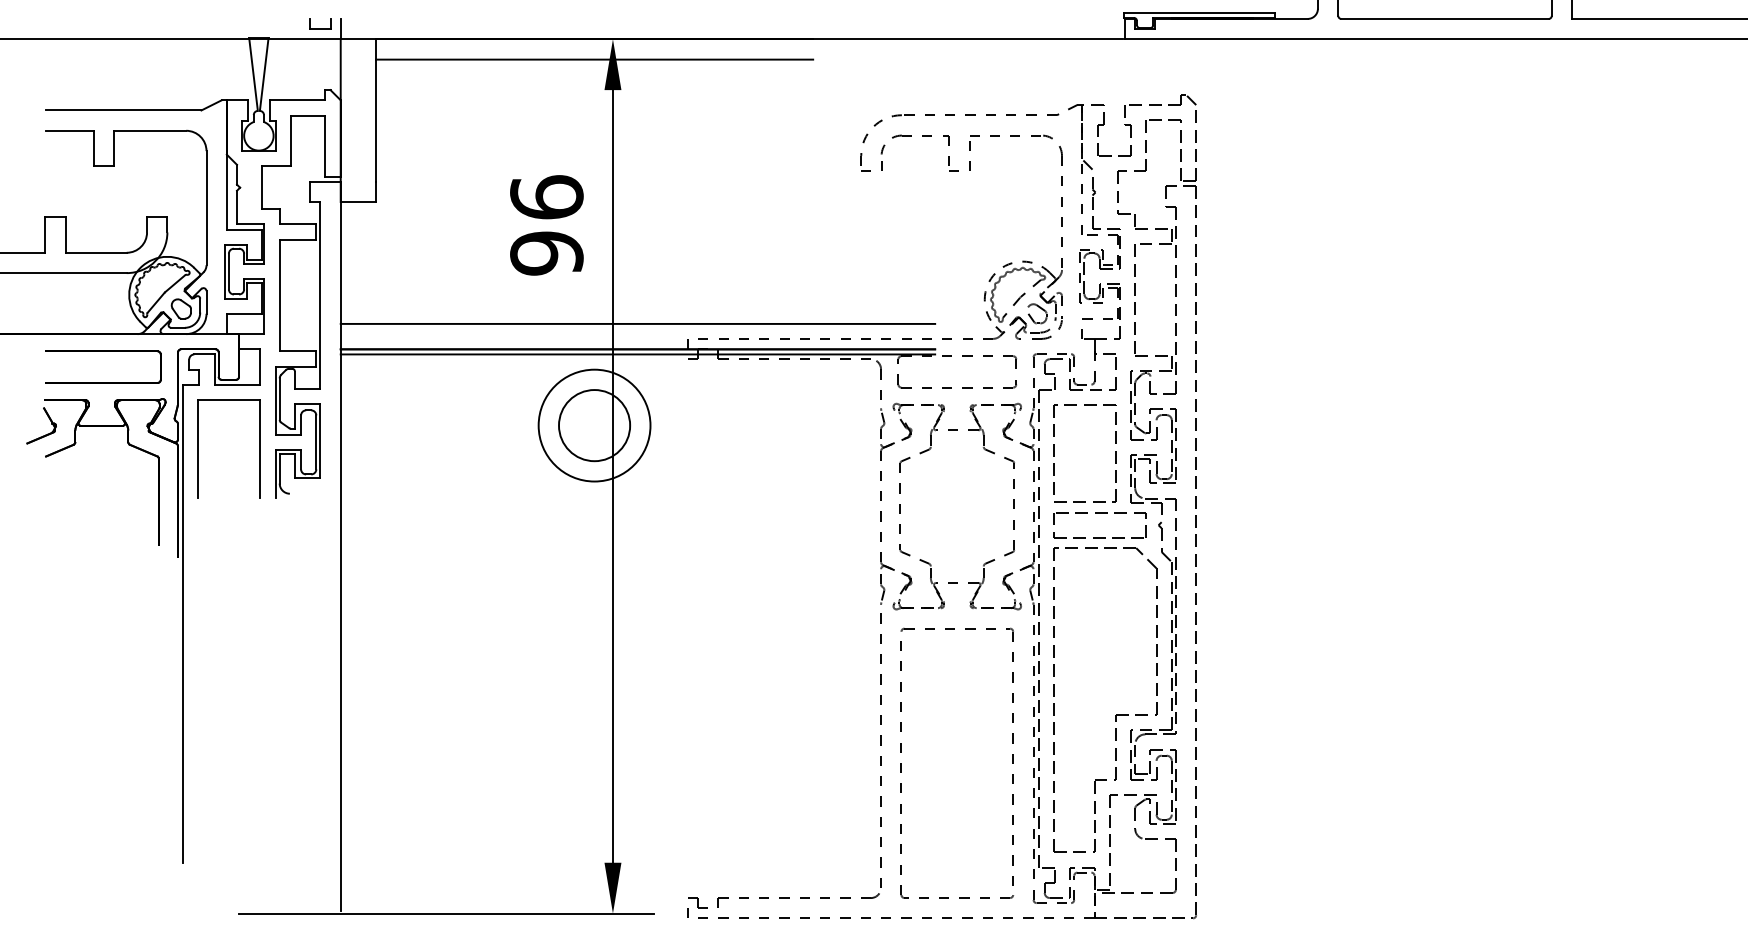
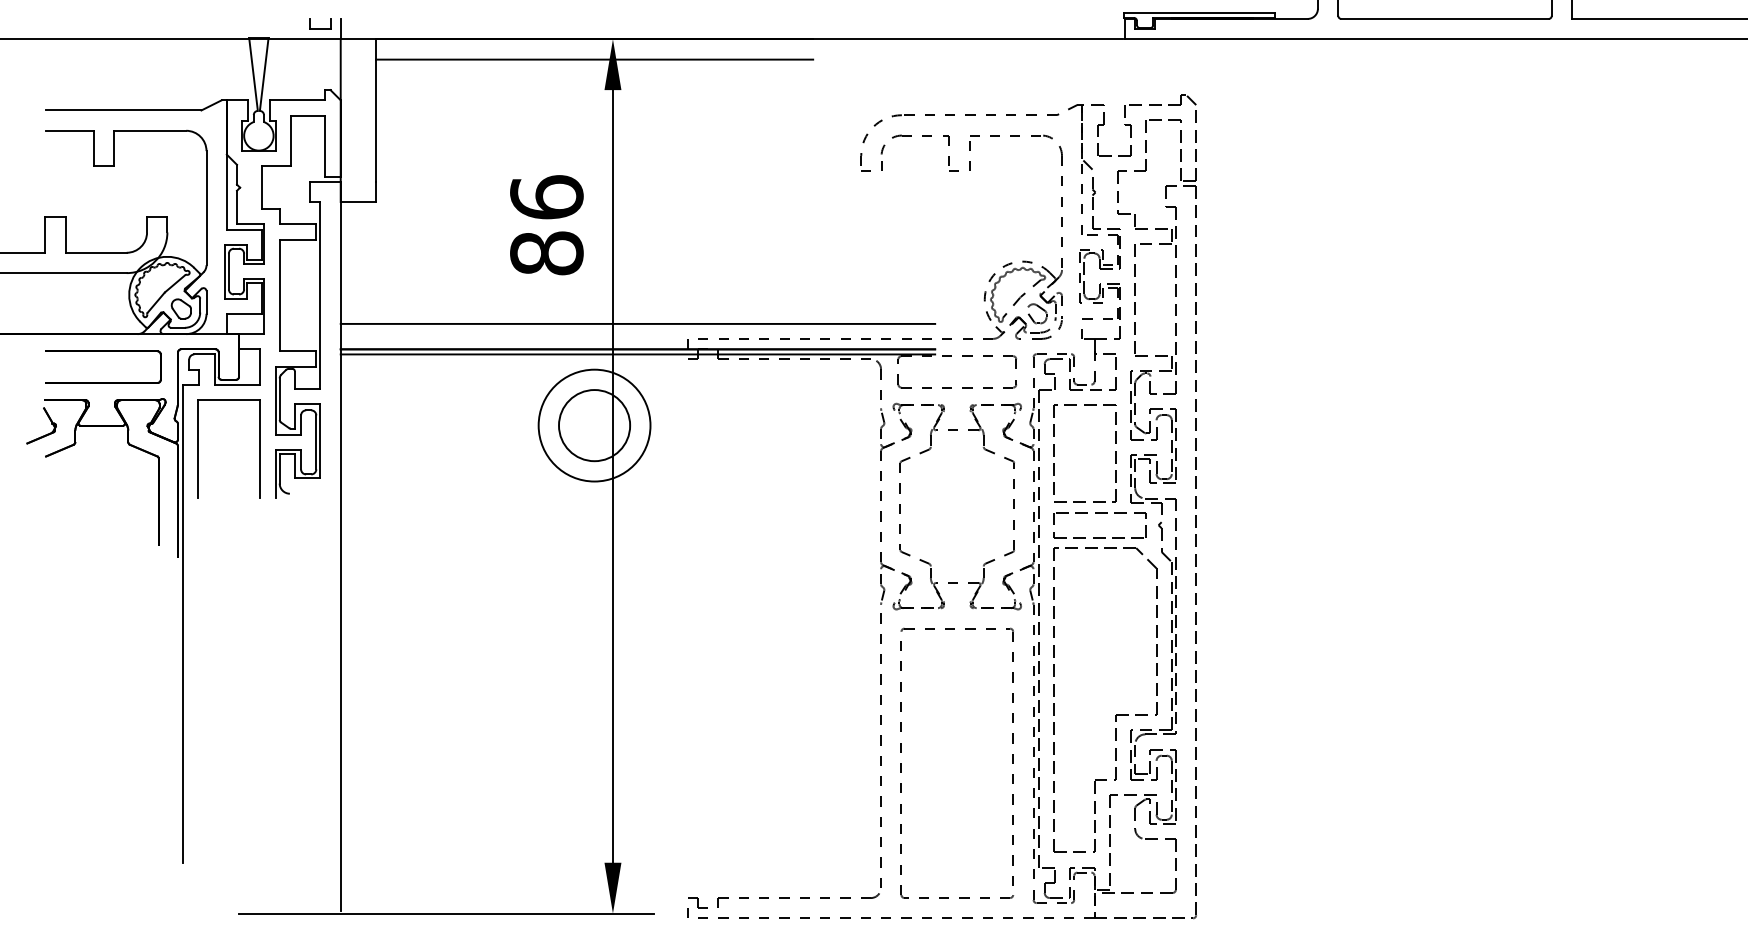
text: 96 -> 86 (546, 253)
